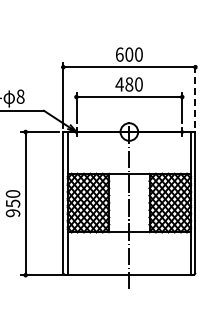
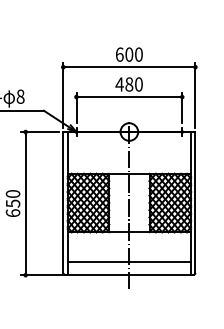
line: dashed -> solid (195, 94)
text: 950 -> 650 (12, 213)
line: none -> present (129, 261)
